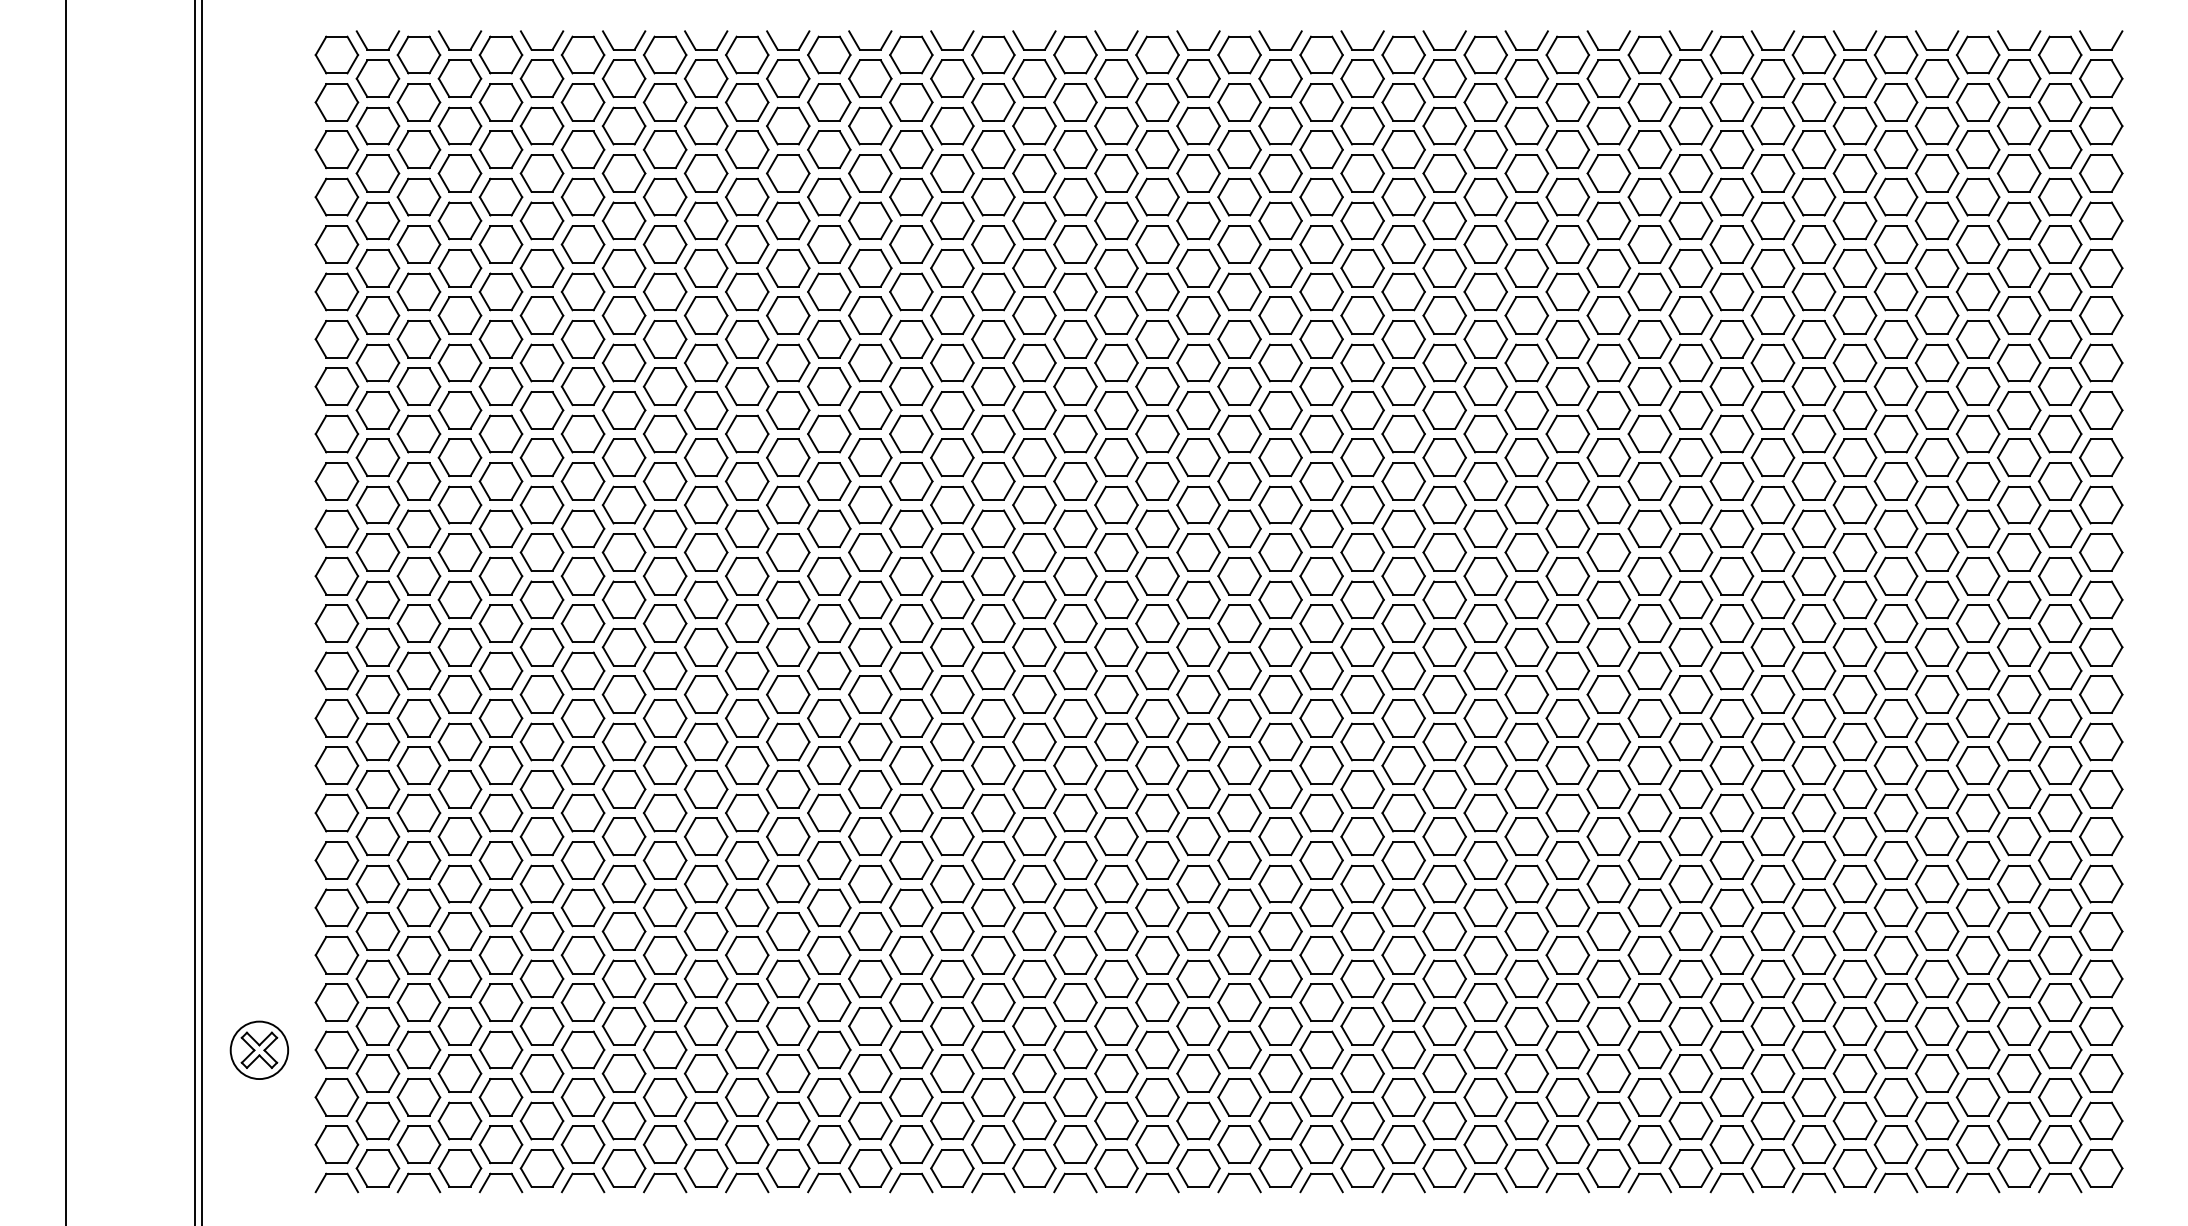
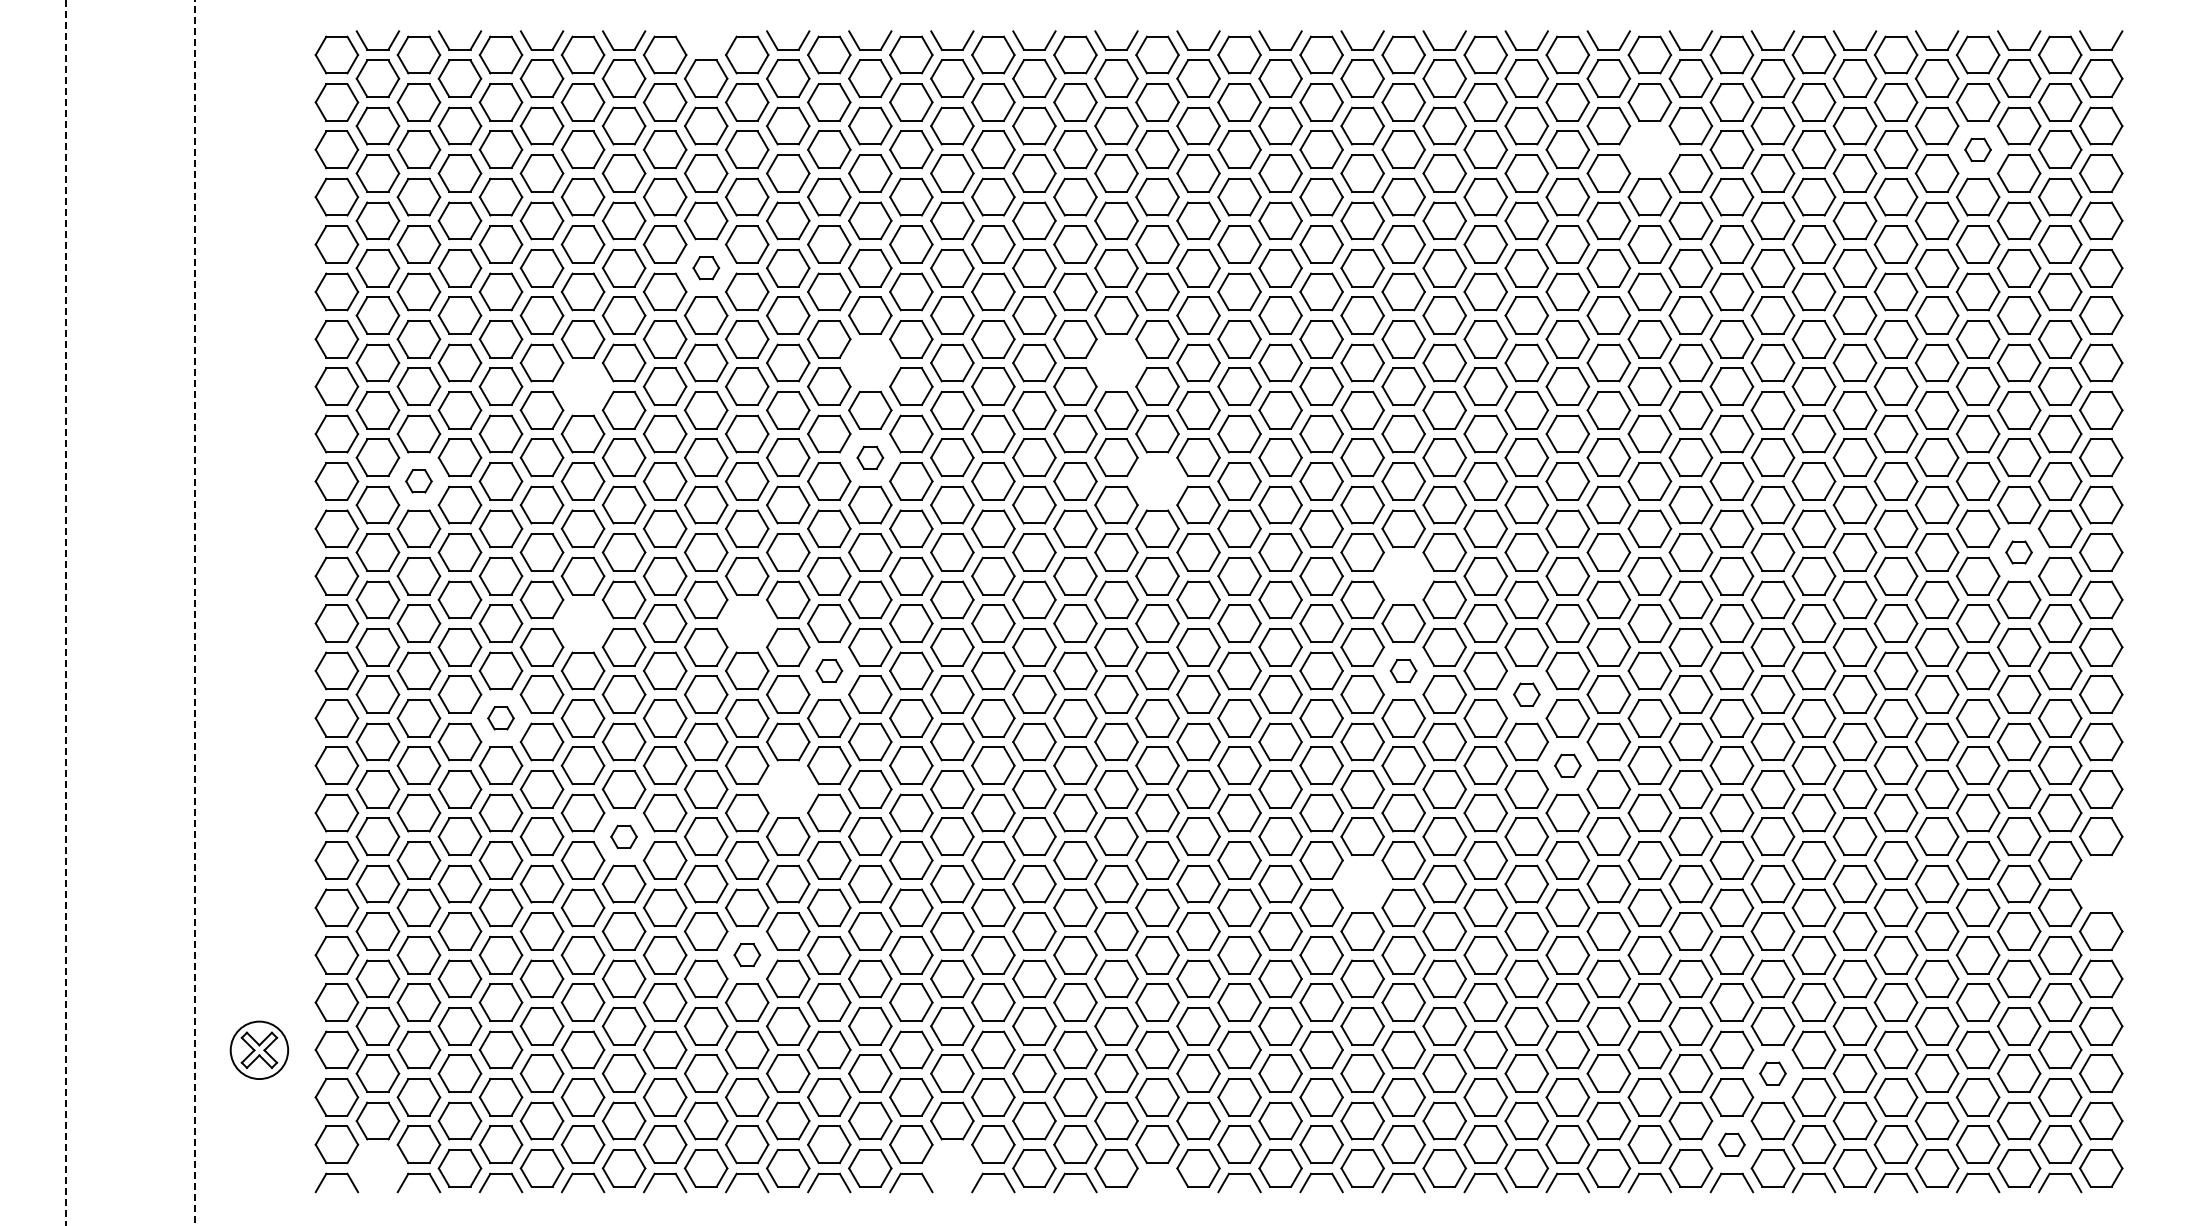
part: present -> none (706, 49)
part: present -> none (1649, 149)
part size: 46x40 px -> 28x25 px (1977, 149)
part size: 45x40 px -> 29x25 px (706, 268)
part: present -> none (870, 362)
part: present -> none (1116, 362)
part: present -> none (582, 386)
part size: 45x40 px -> 29x25 px (870, 457)
part size: 46x39 px -> 28x25 px (418, 481)
part: present -> none (1157, 481)
part size: 46x39 px -> 28x25 px (2018, 552)
part: present -> none (1403, 575)
line: solid -> dashed (65, 612)
line: solid -> dashed (194, 612)
line: present -> none (202, 612)
part: present -> none (582, 623)
part: present -> none (747, 623)
part size: 45x40 px -> 29x24 px (829, 670)
part size: 45x40 px -> 29x24 px (1403, 670)
part size: 46x39 px -> 28x25 px (1526, 694)
part size: 46x39 px -> 28x25 px (500, 718)
part size: 46x40 px -> 28x25 px (1567, 765)
part: present -> none (788, 789)
part size: 46x40 px -> 28x25 px (623, 836)
part: present -> none (1362, 883)
part: present -> none (2101, 883)
part size: 45x40 px -> 29x25 px (747, 955)
part size: 46x39 px -> 28x25 px (1772, 1073)
part size: 46x40 px -> 28x25 px (1731, 1144)
part: present -> none (377, 1168)
part: present -> none (952, 1168)
part: present -> none (1157, 1174)
